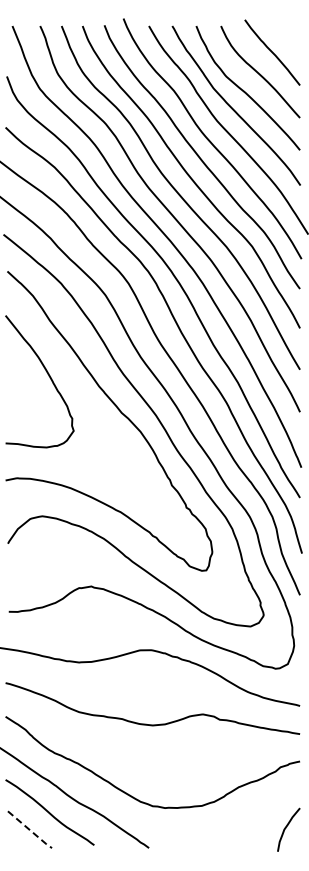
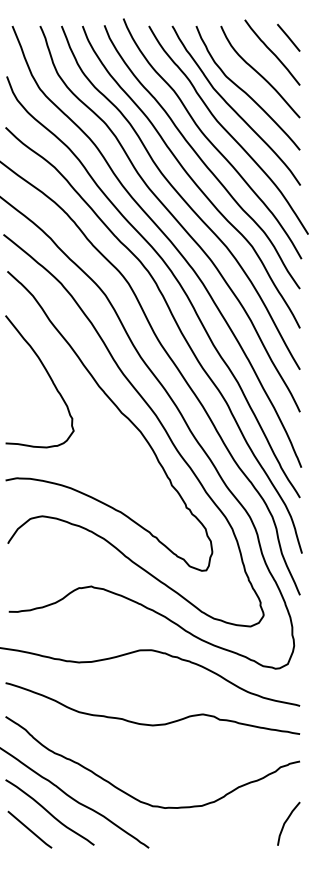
line: none -> present (288, 37)
curve position: (286, 828) -> (286, 822) (286, 822)
line: dashed -> solid (30, 830)
